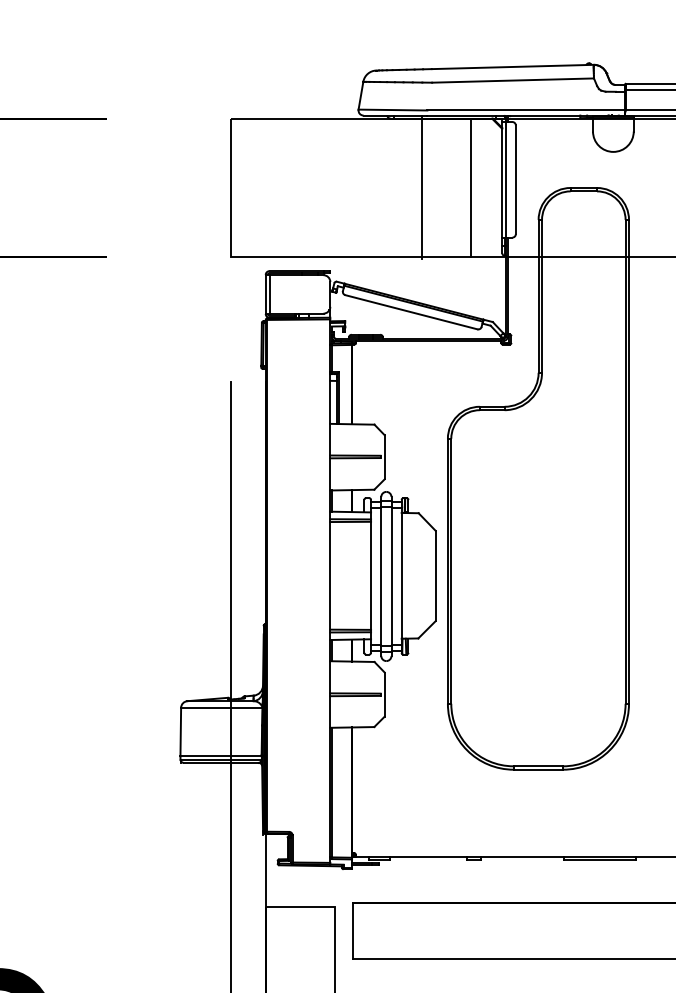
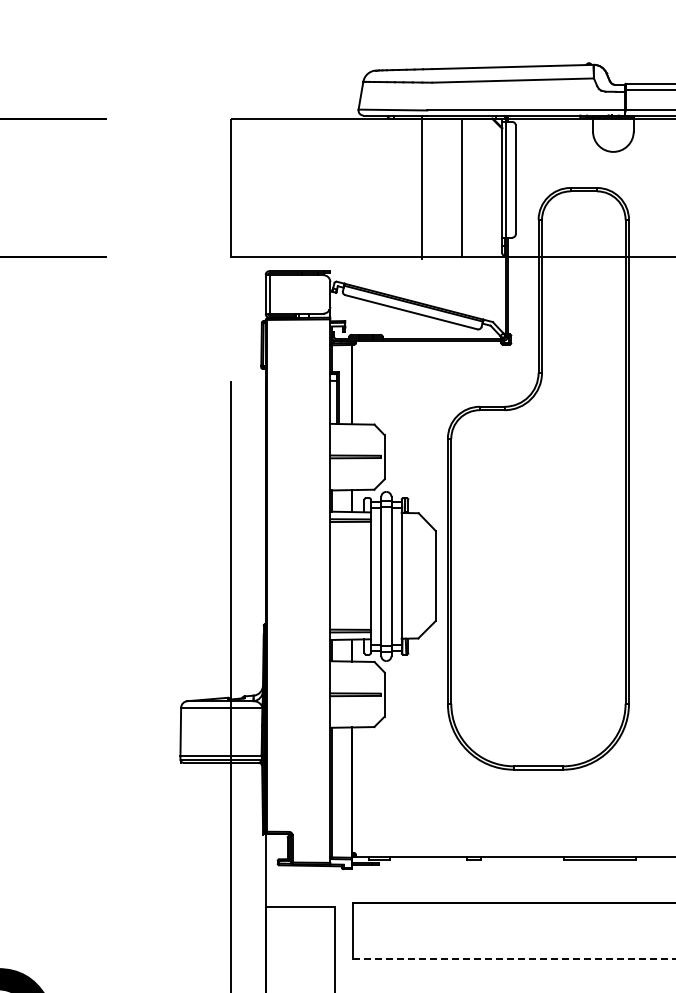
line position: (470, 187) -> (461, 187) (461, 187)
line: solid -> dashed (514, 958)
